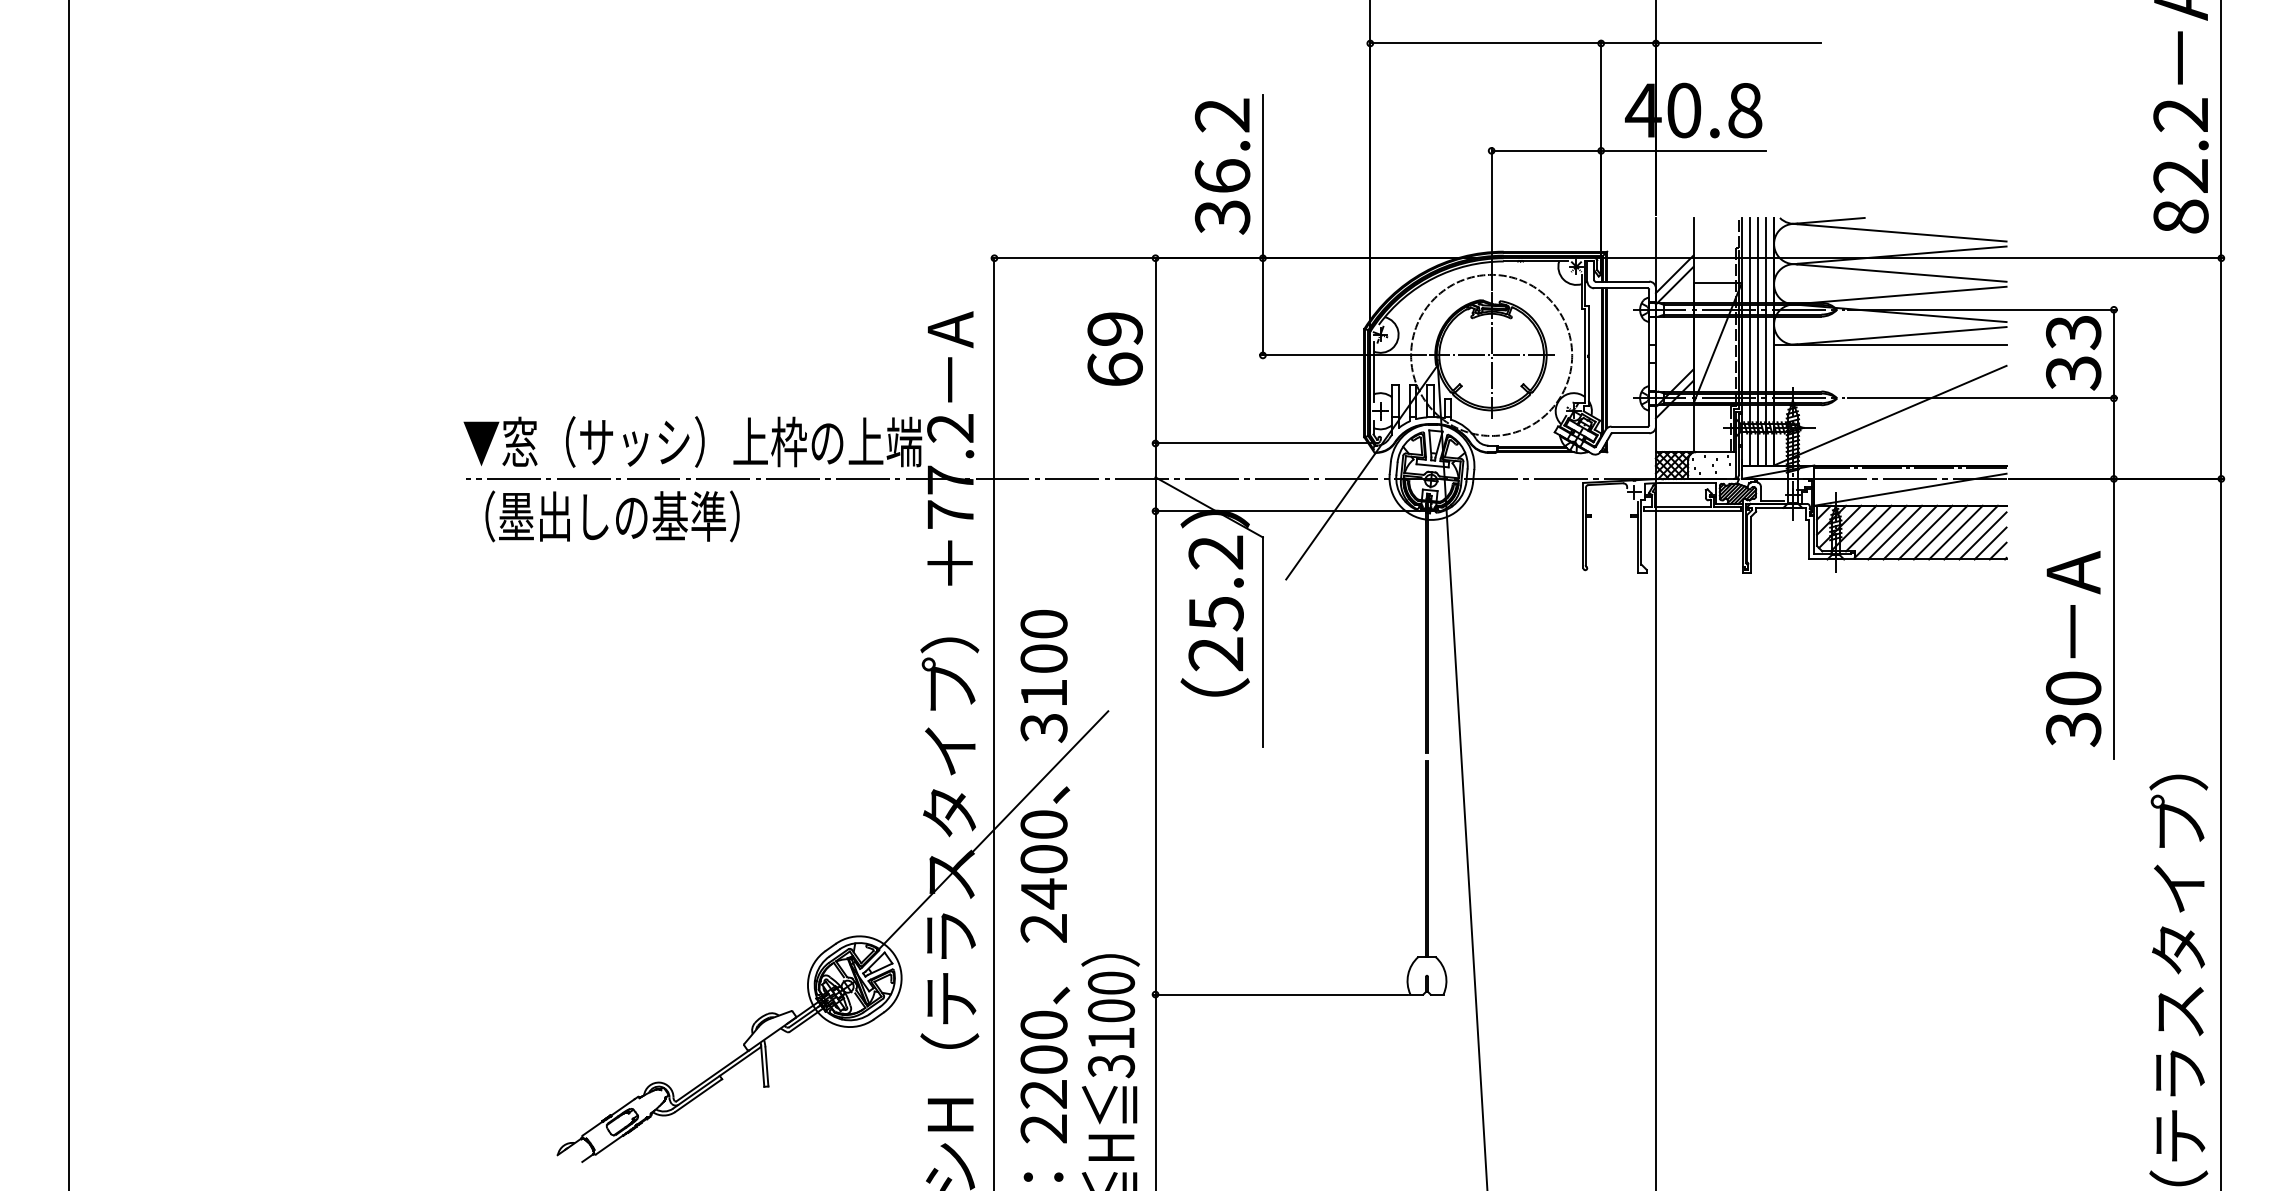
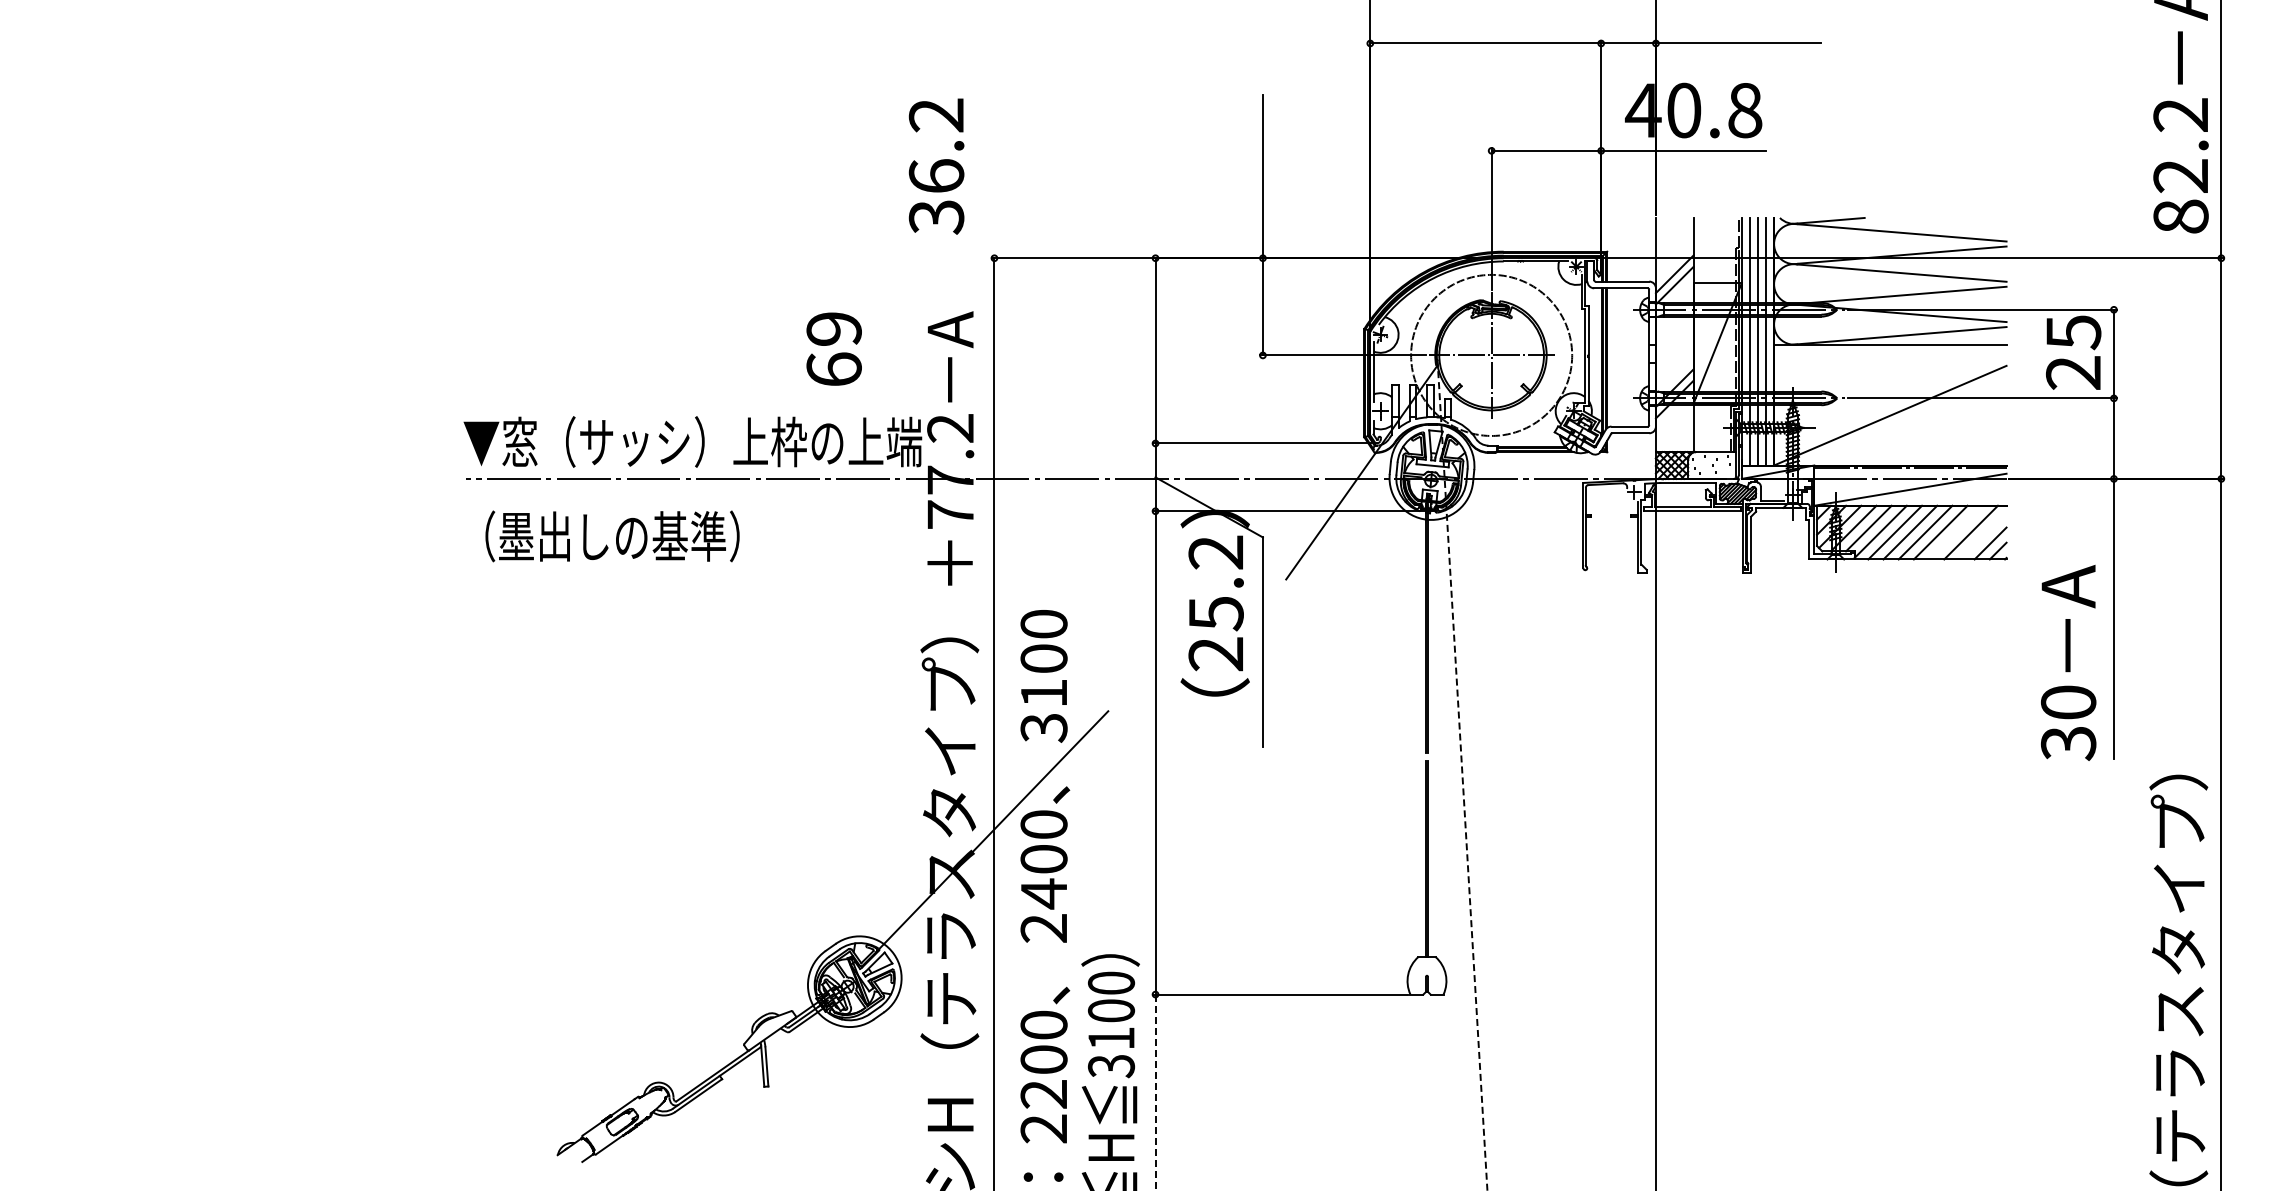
text position: (1222, 166) -> (936, 166) (936, 166)
text position: (1114, 348) -> (833, 348) (833, 348)
text: 33 -> 25 (2073, 352)
text position: (612, 516) -> (612, 536) (612, 536)
line: present -> none (1955, 532)
line: present -> none (1982, 535)
line: present -> none (68, 594)
text position: (2073, 648) -> (2068, 662) (2068, 662)
line: solid -> dashed (1462, 775)
line: solid -> dashed (1155, 1092)
